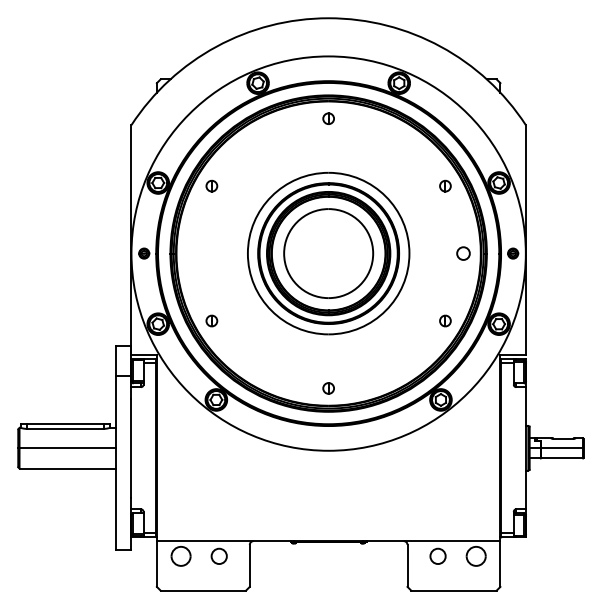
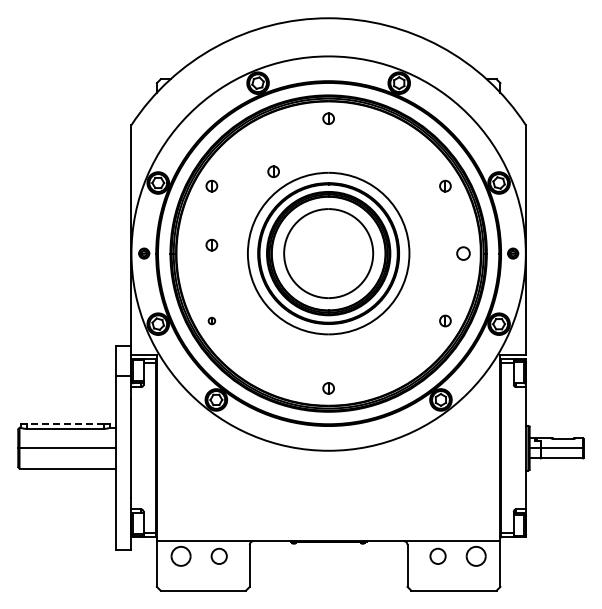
part: none -> present (273, 171)
part: none -> present (211, 244)
part size: 14x14 px -> 9x10 px (211, 320)
line: solid -> dashed (64, 424)
